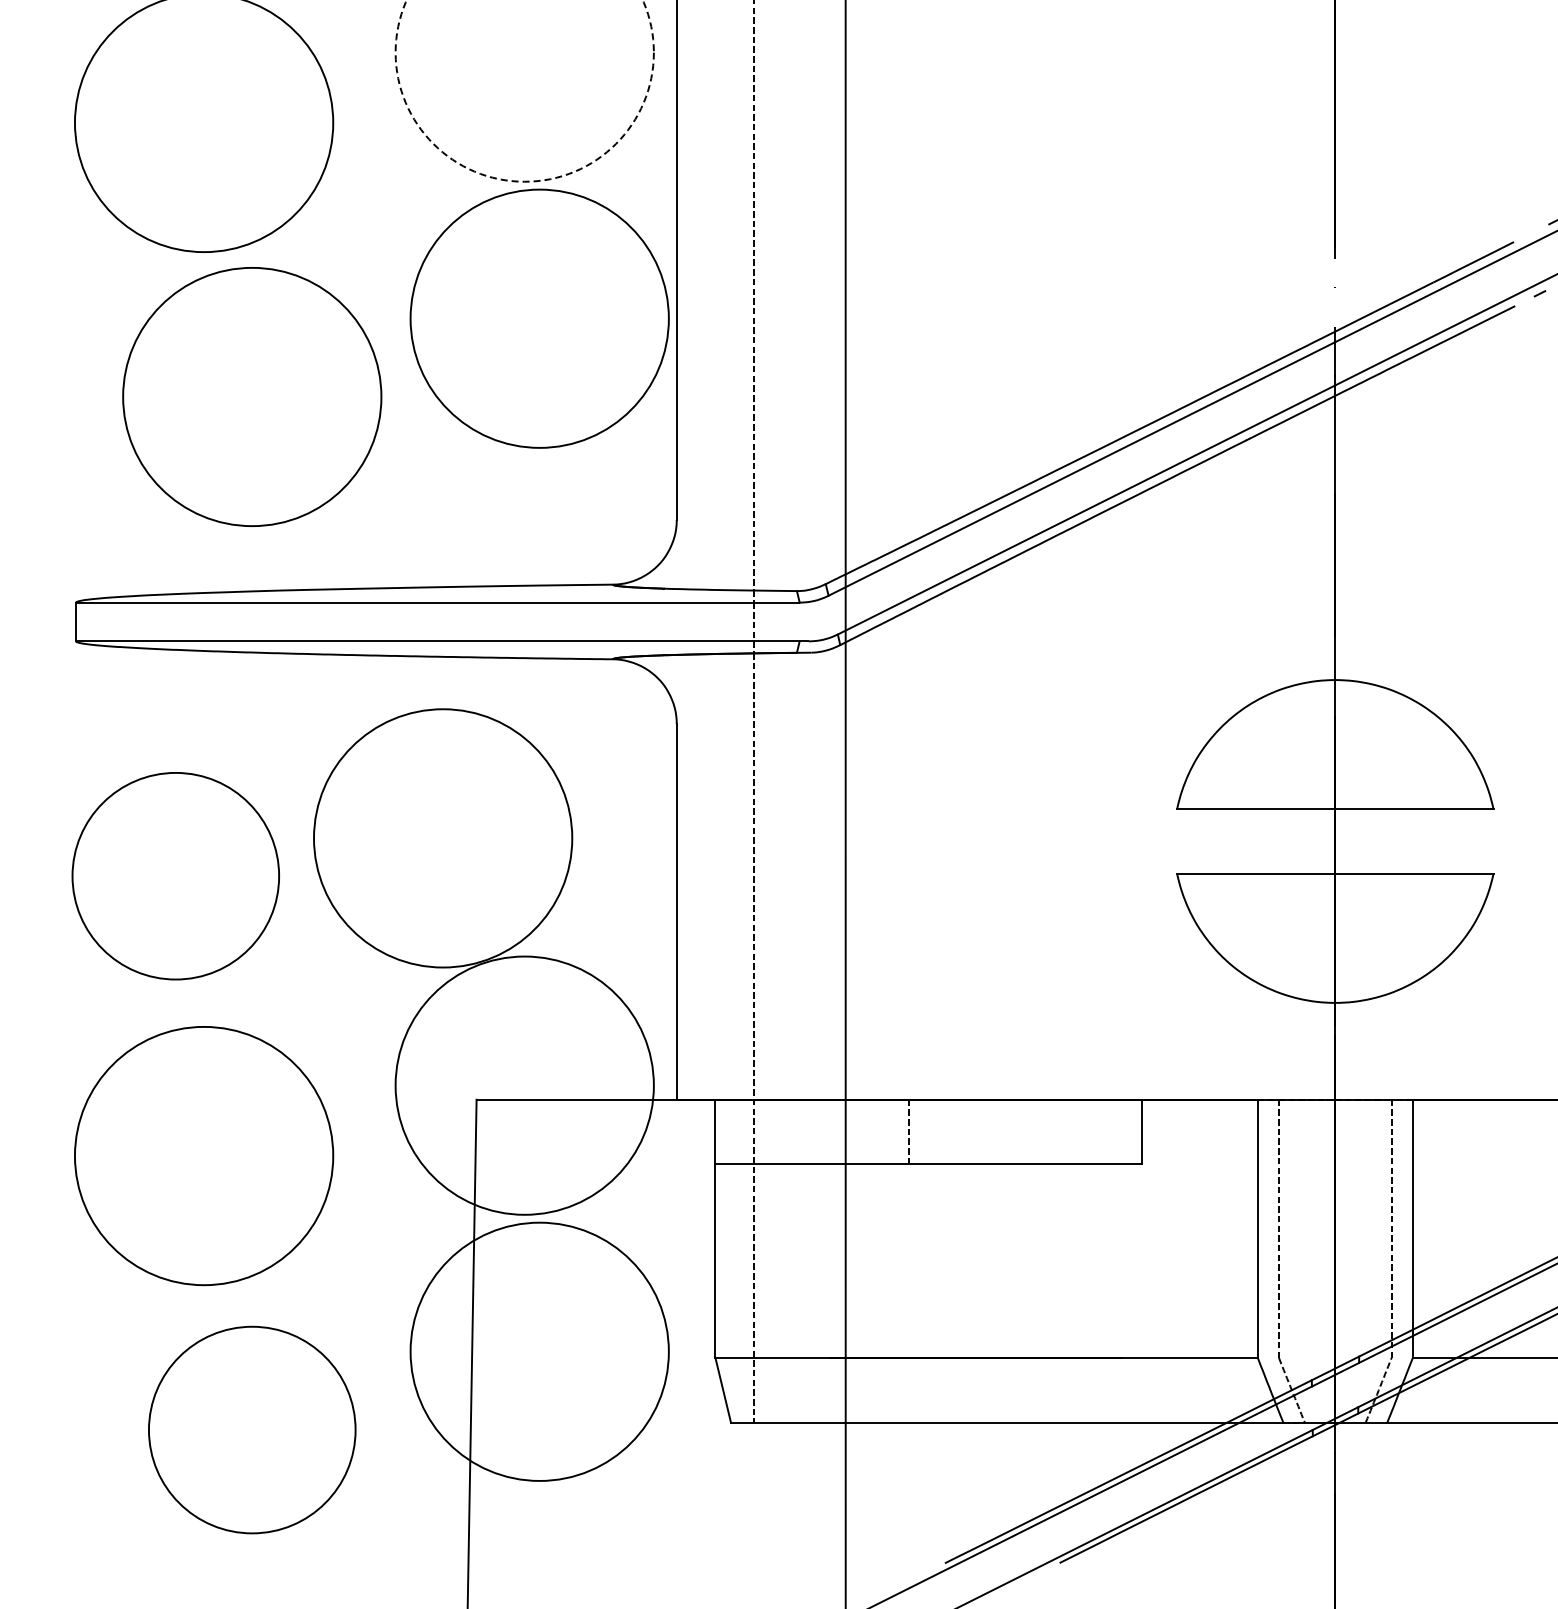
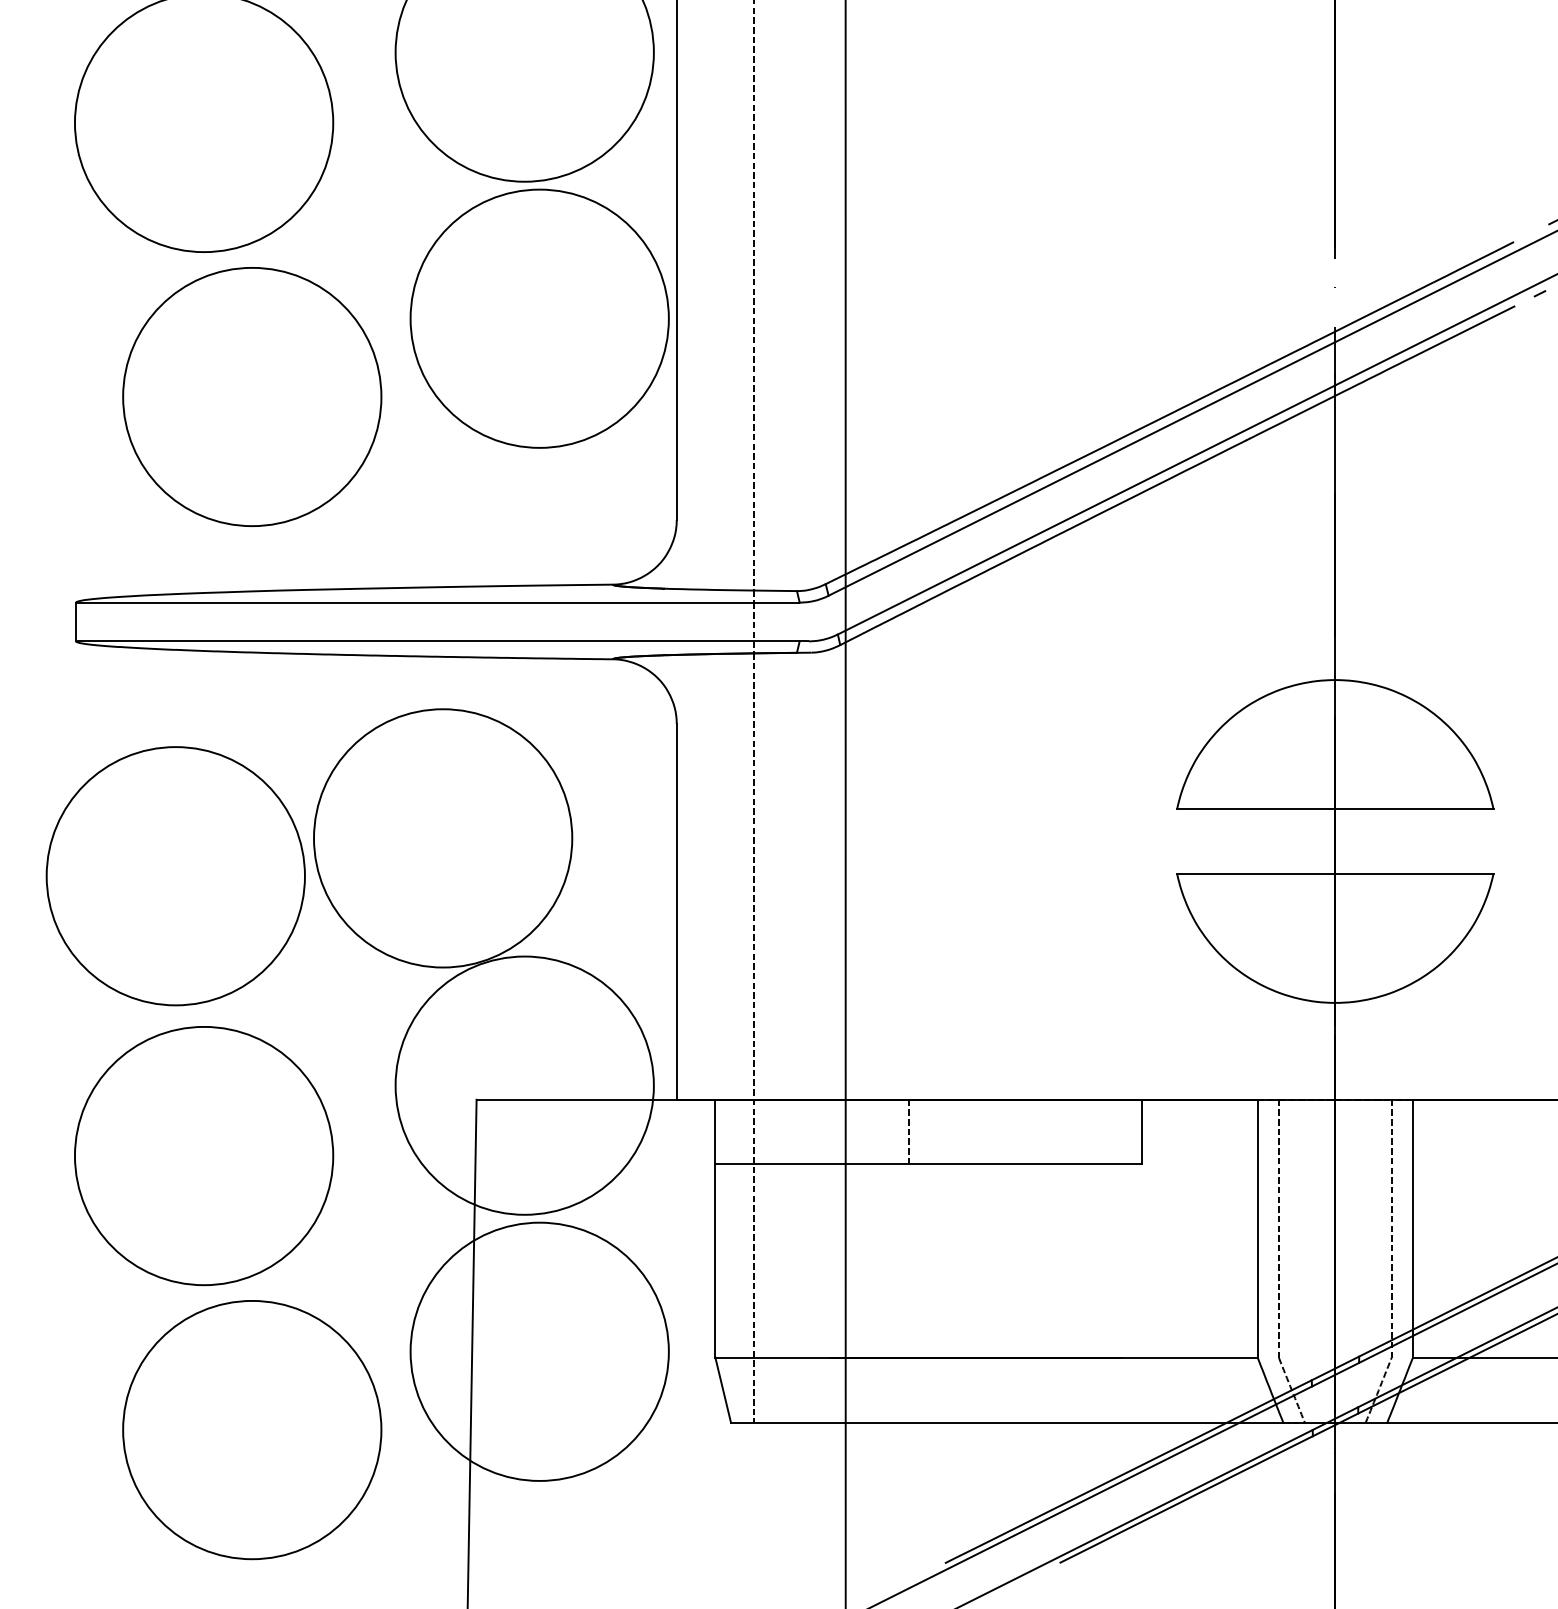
circle: dashed -> solid (524, 90)
circle diameter: 207 px -> 258 px (175, 876)
circle diameter: 207 px -> 258 px (252, 1429)
